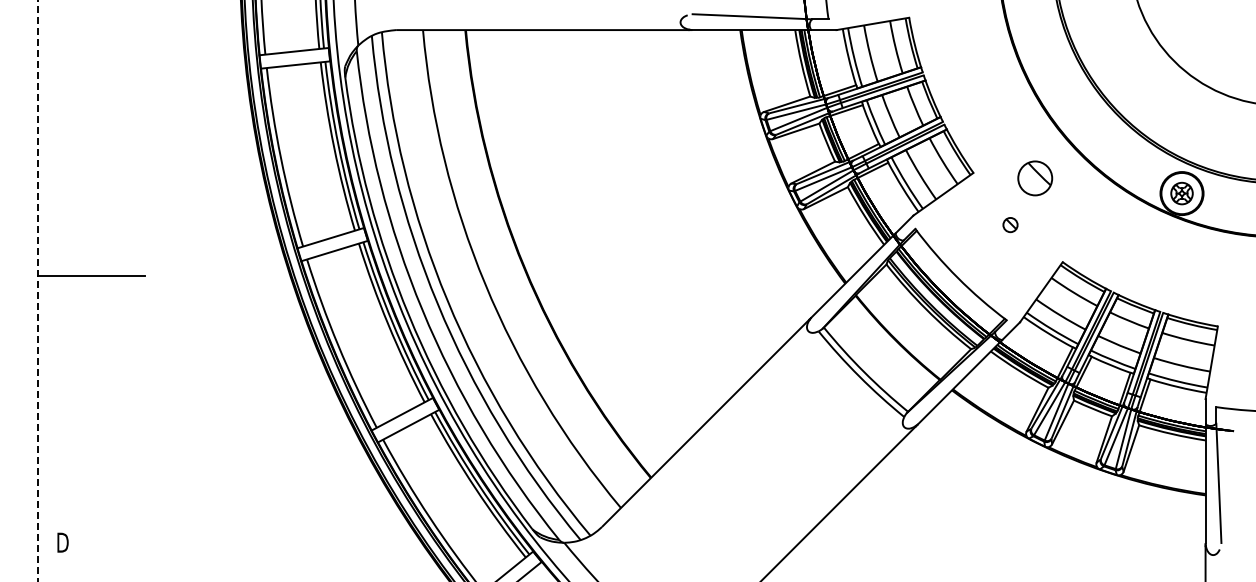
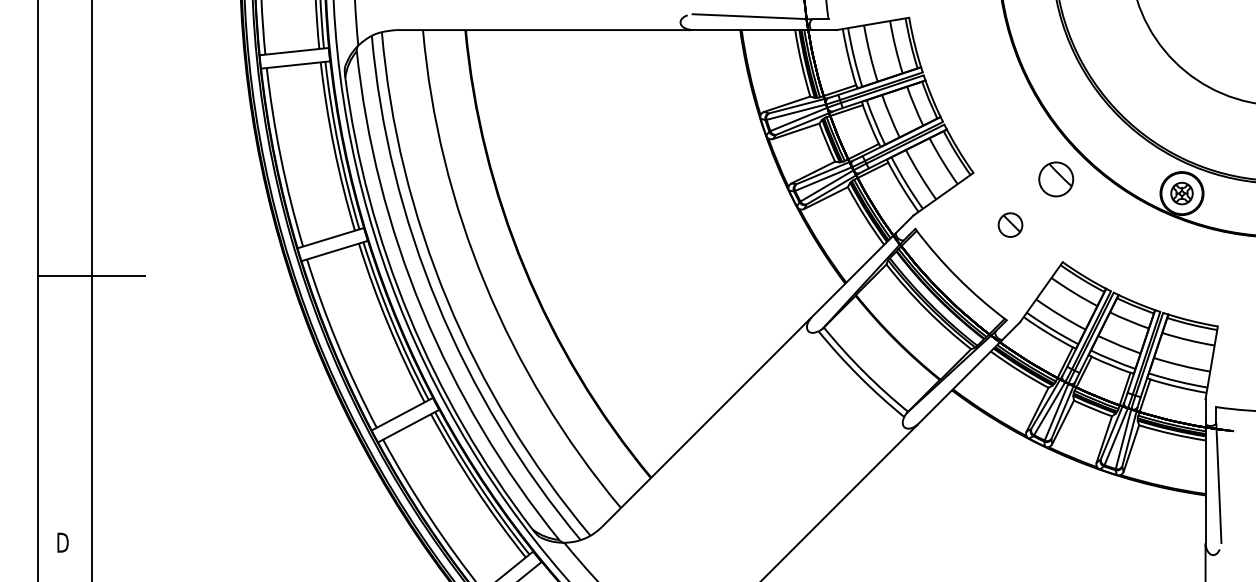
part position: (1035, 178) -> (1056, 179) (1056, 179)
part size: 17x17 px -> 27x26 px (1010, 224)
line: none -> present (91, 290)
line: dashed -> solid (37, 291)
